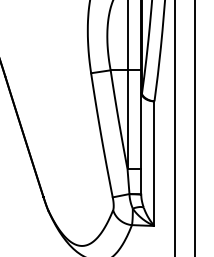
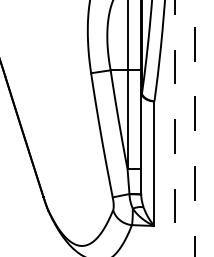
line: solid -> dashed (175, 128)
line: solid -> dashed (194, 128)
